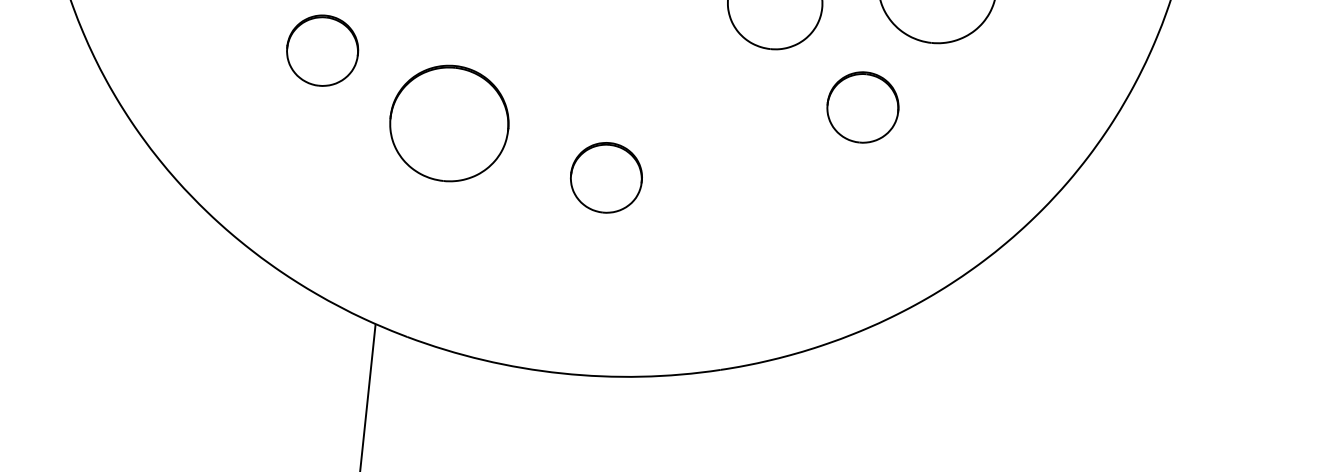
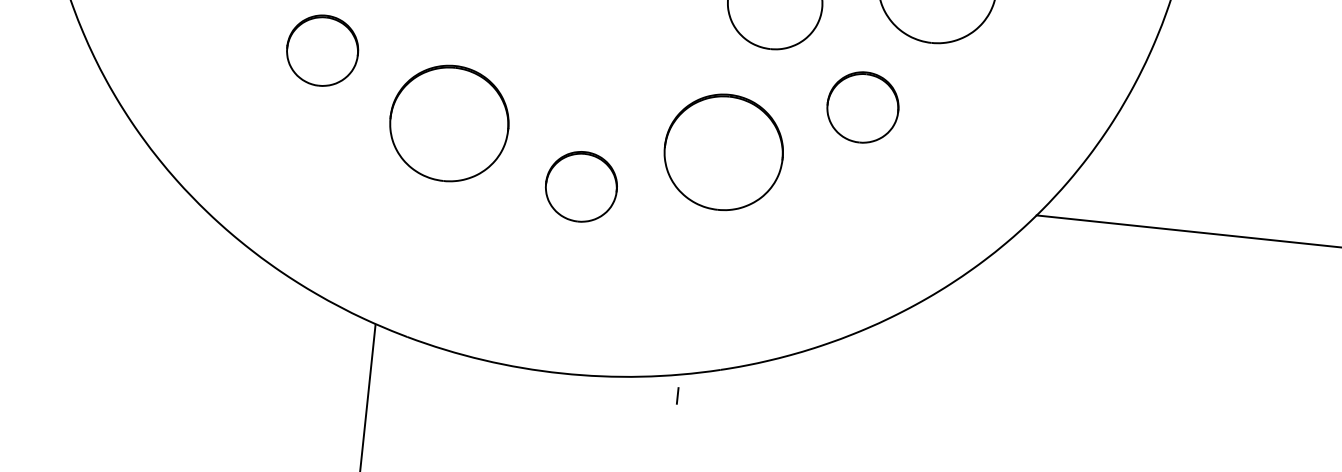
part: none -> present (723, 152)
part position: (606, 177) -> (581, 186) (581, 186)
line: none -> present (1187, 231)
line: none -> present (677, 395)
